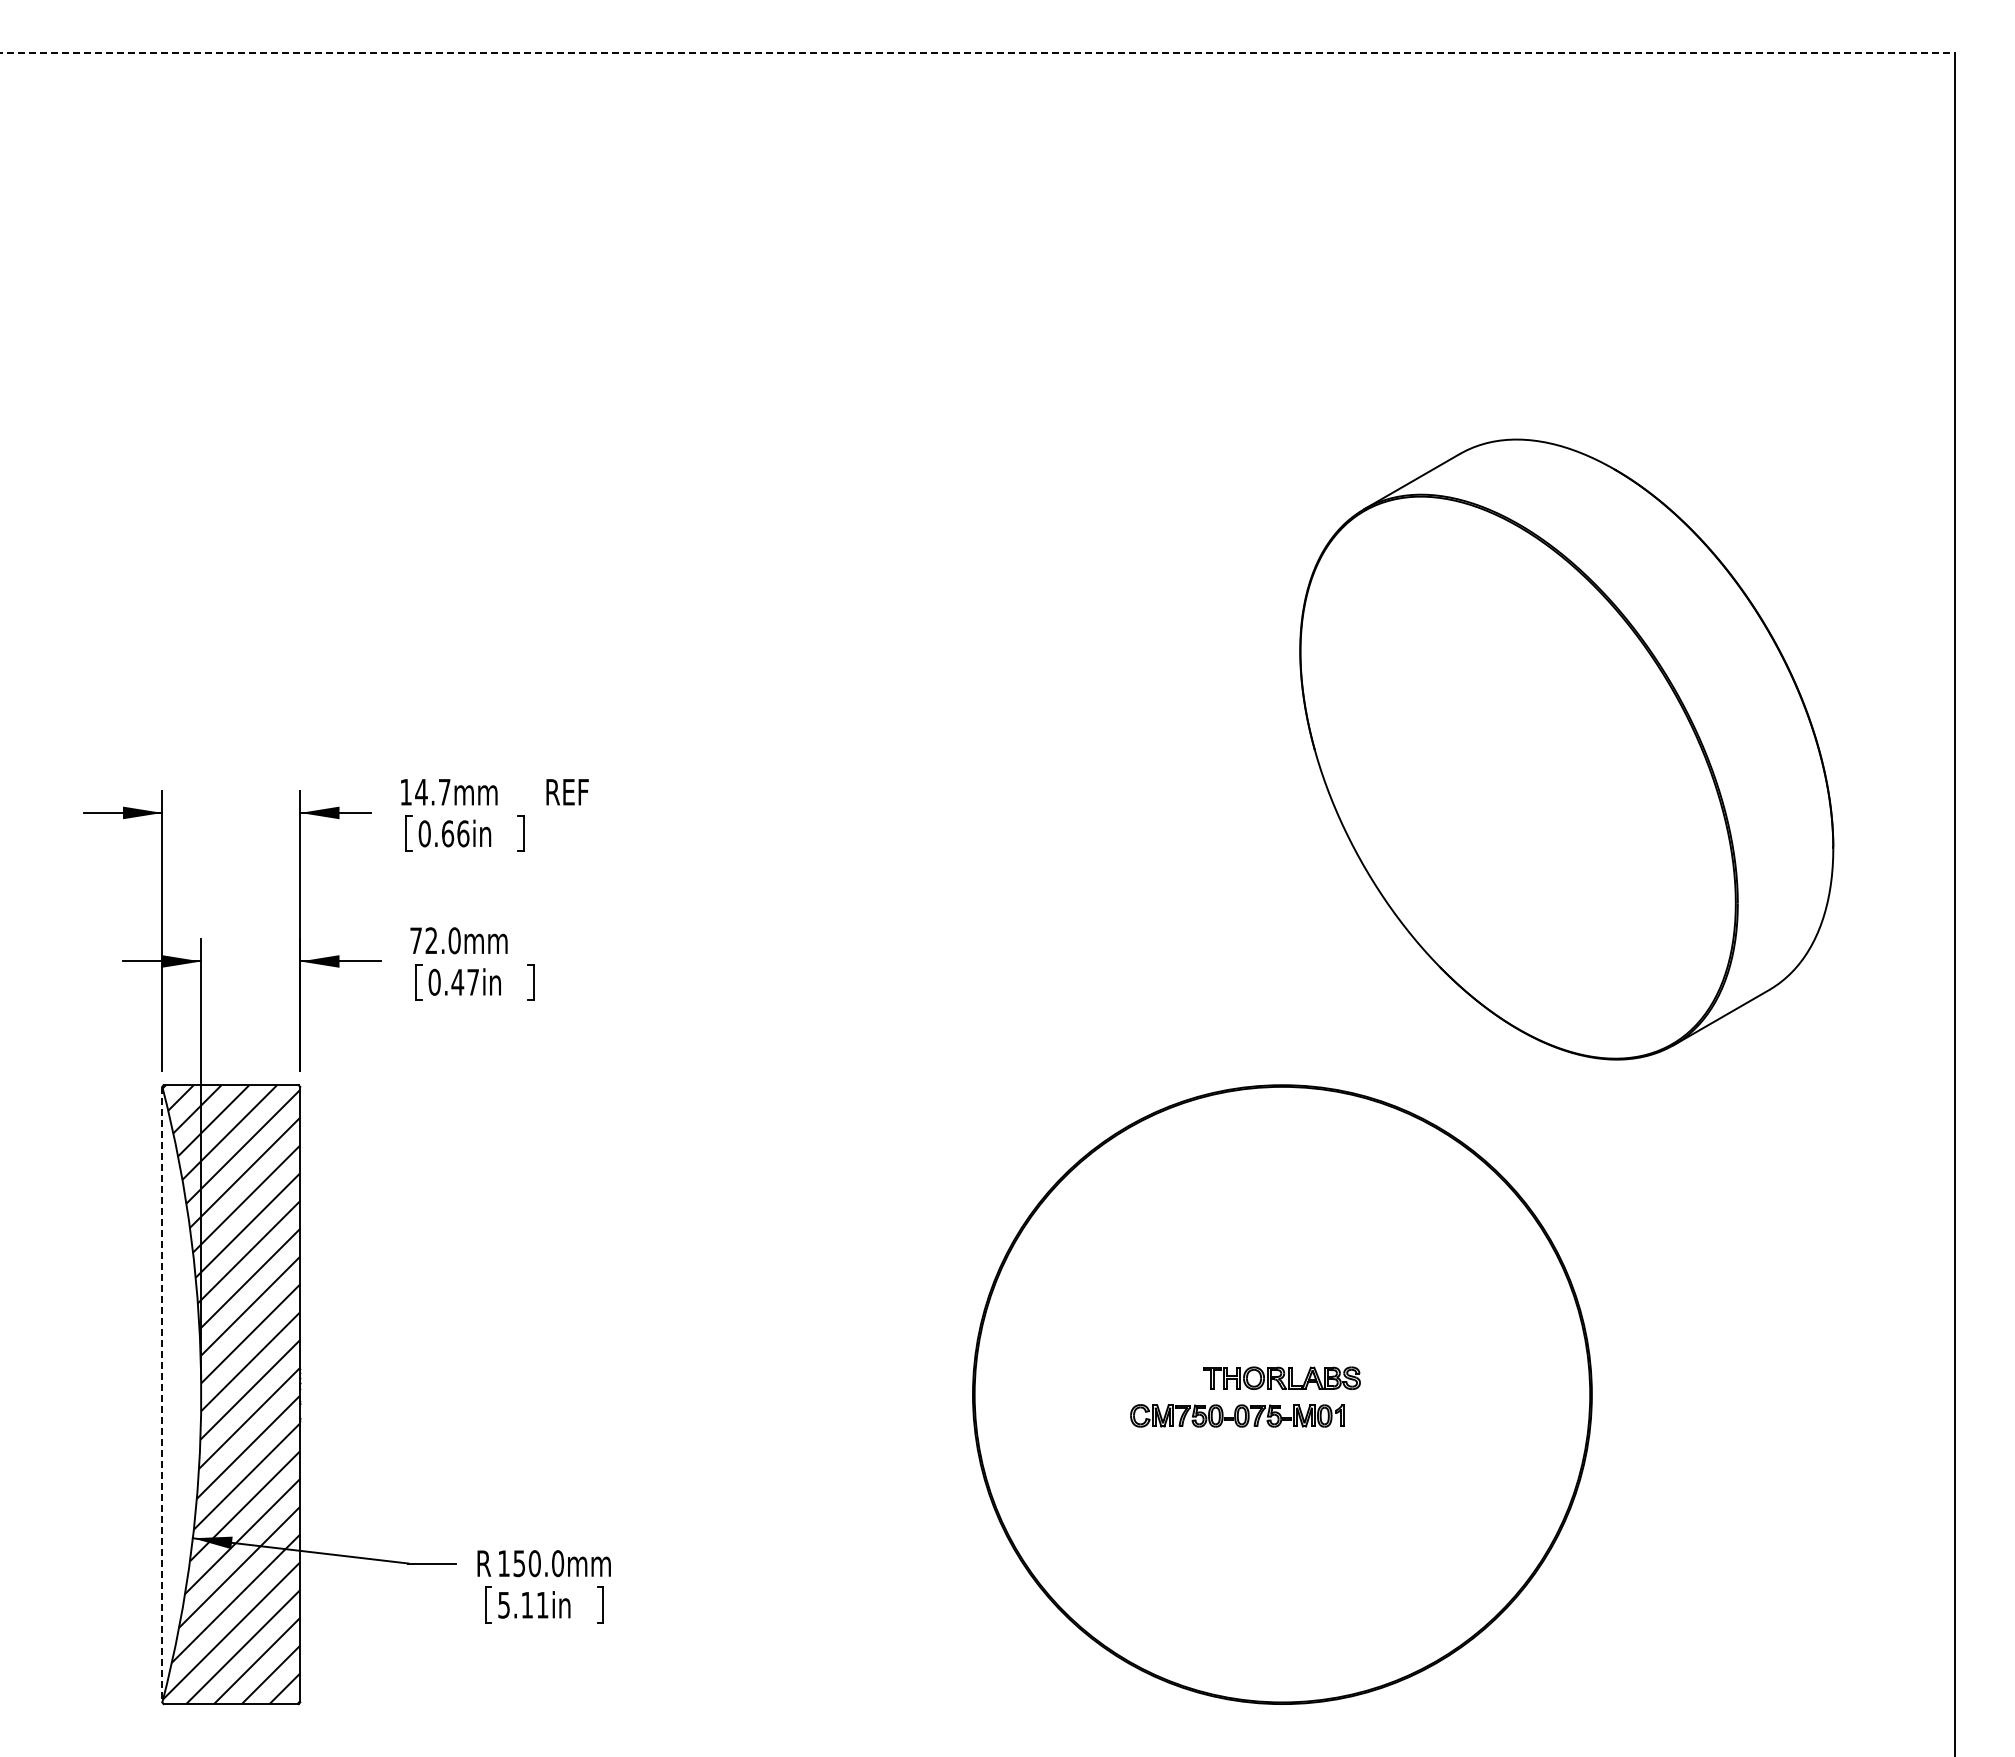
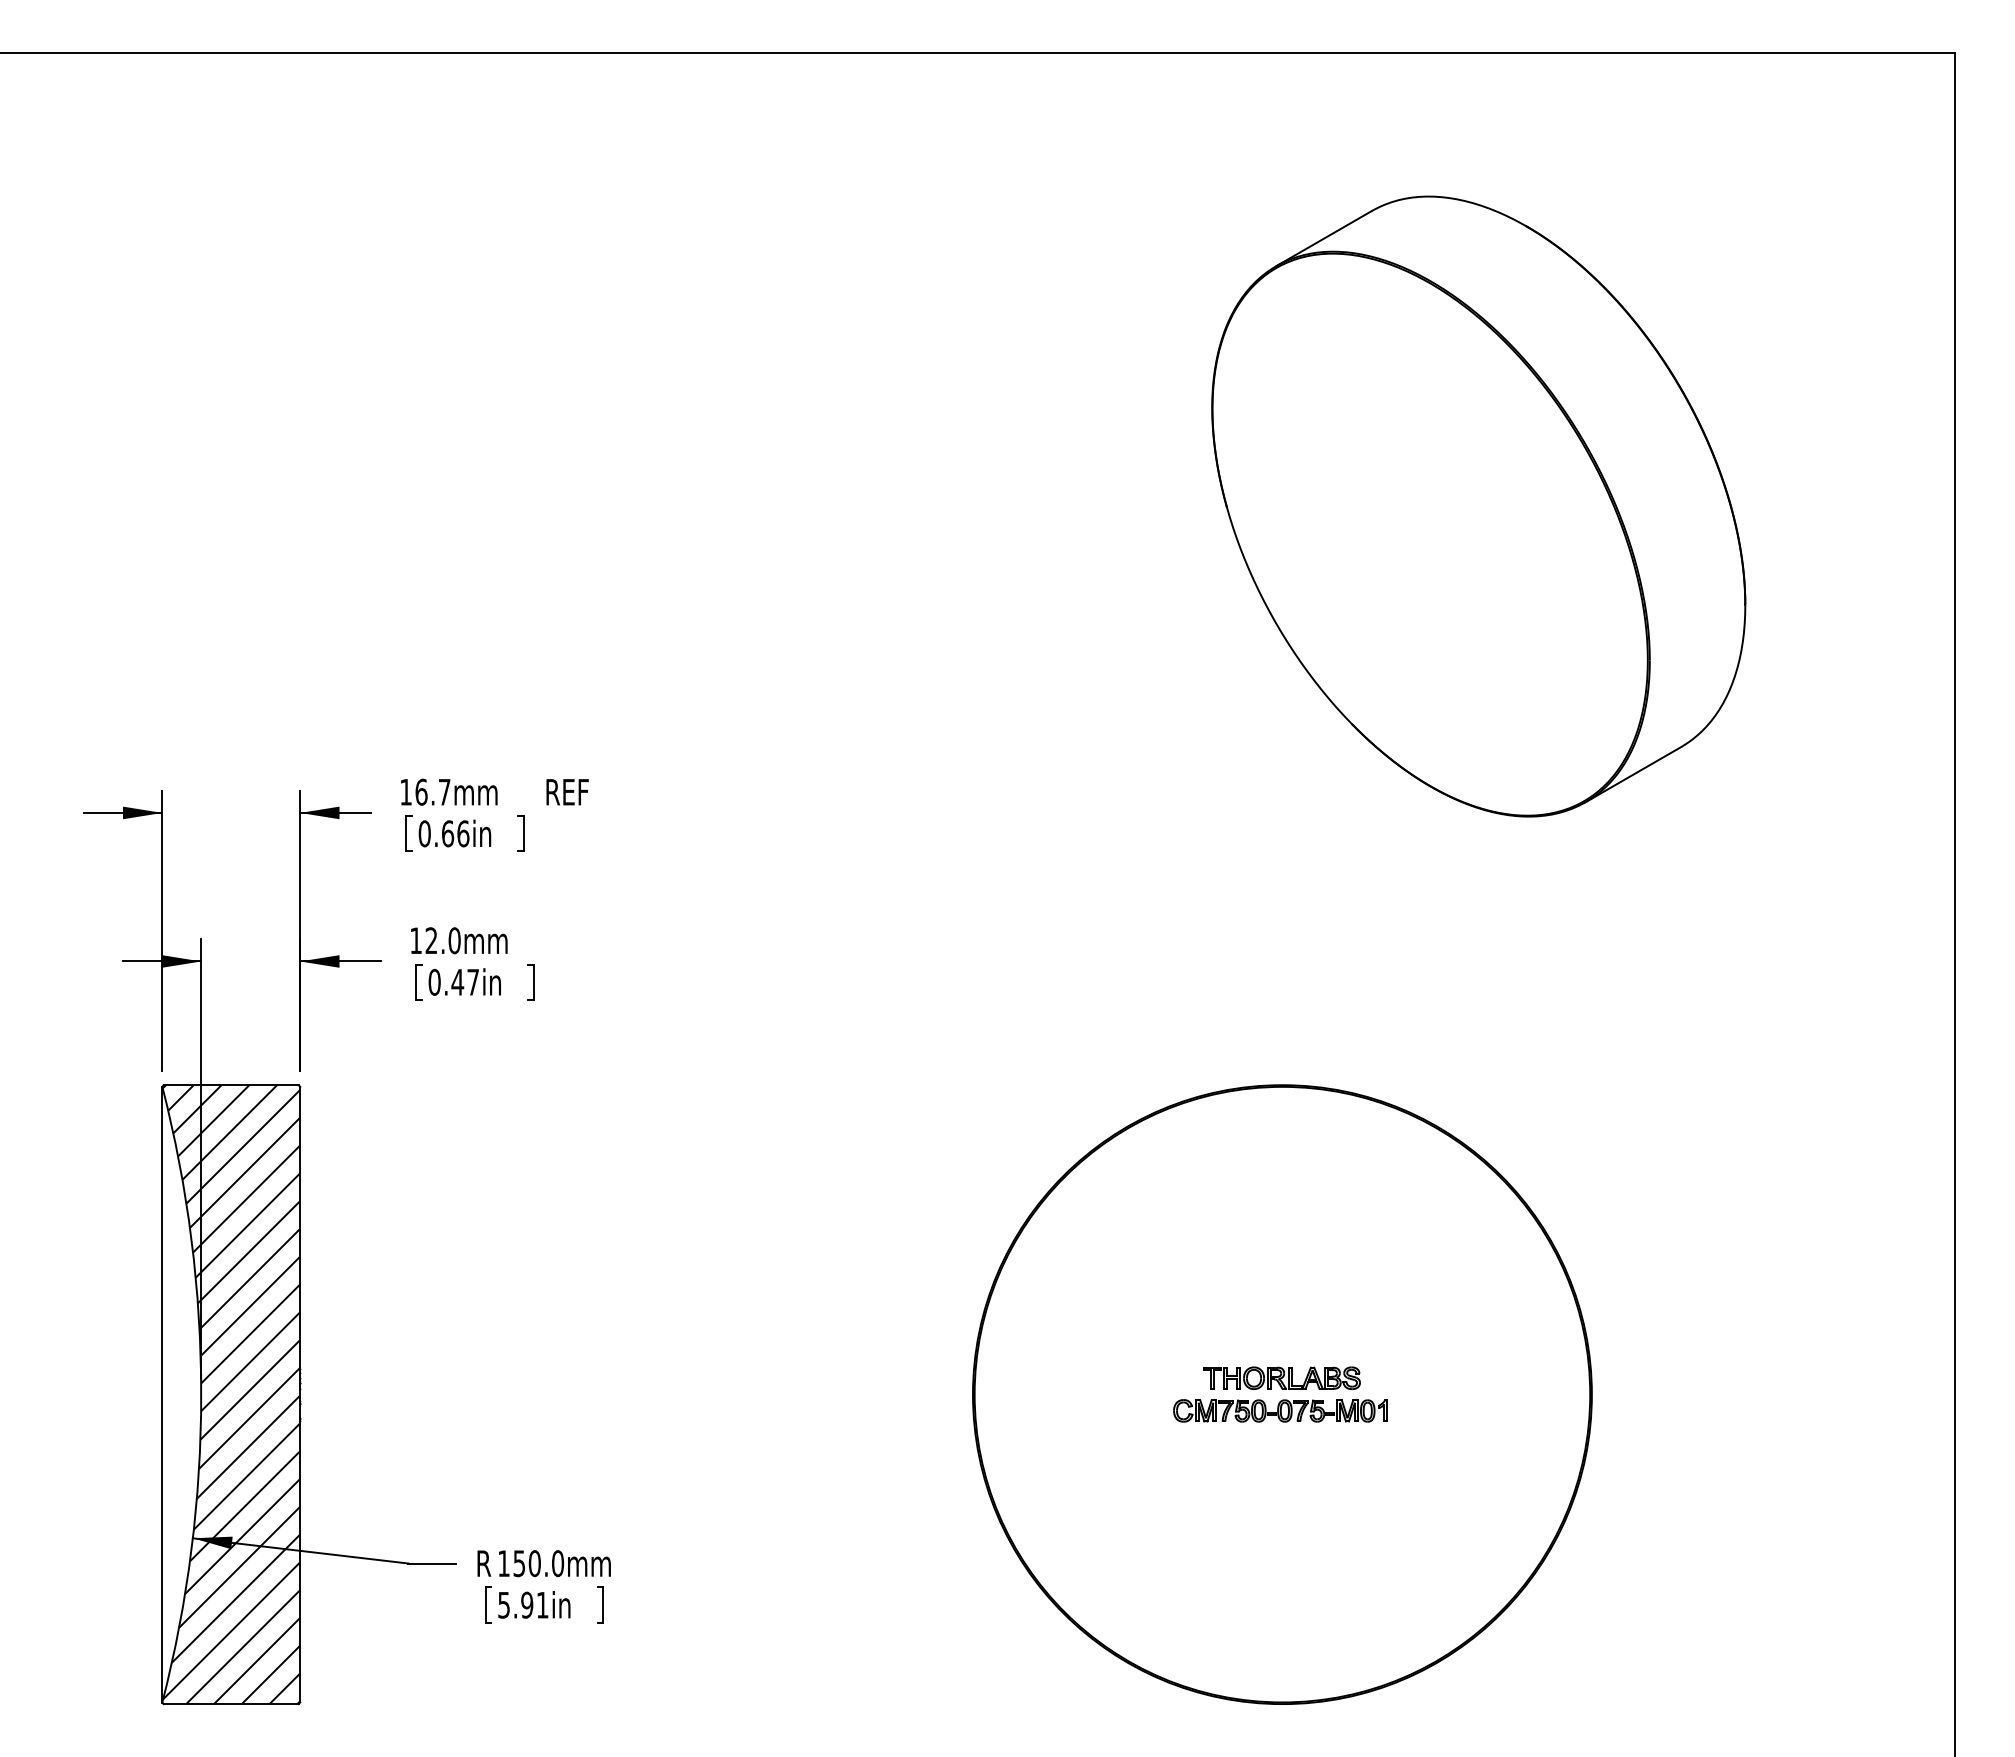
line: dashed -> solid (977, 52)
part position: (1566, 749) -> (1478, 506) (1478, 506)
text: 14.7mm -> 16.7mm (421, 791)
text: 72.0mm -> 12.0mm (415, 940)
line: dashed -> solid (162, 1394)
part position: (1237, 1415) -> (1280, 1410) (1280, 1410)
text: 5.11in -> 5.91in (527, 1604)
